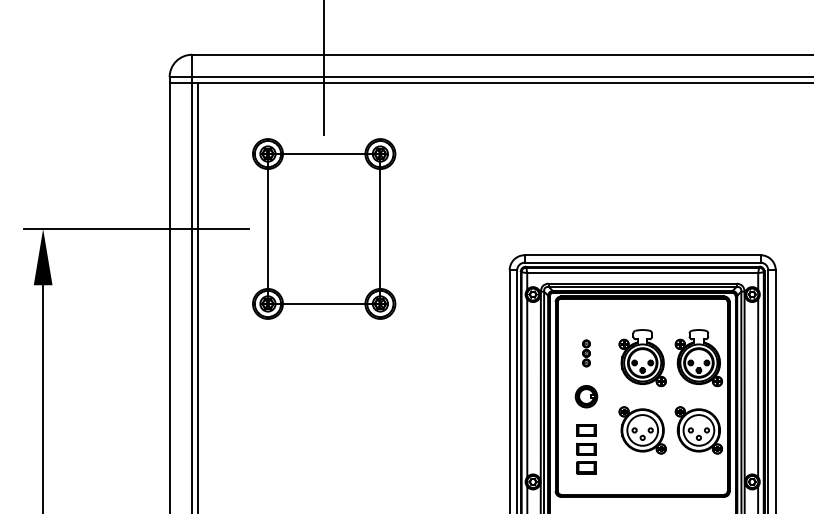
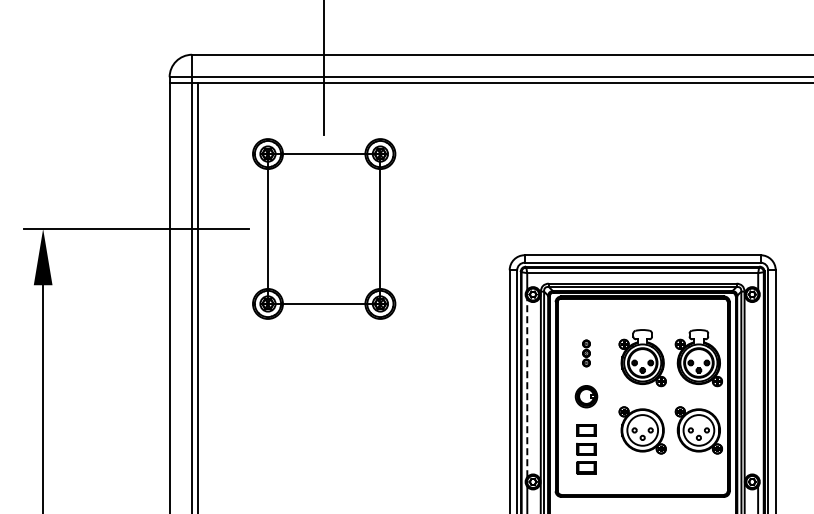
line: solid -> dashed (527, 388)
line: present -> none (758, 388)
